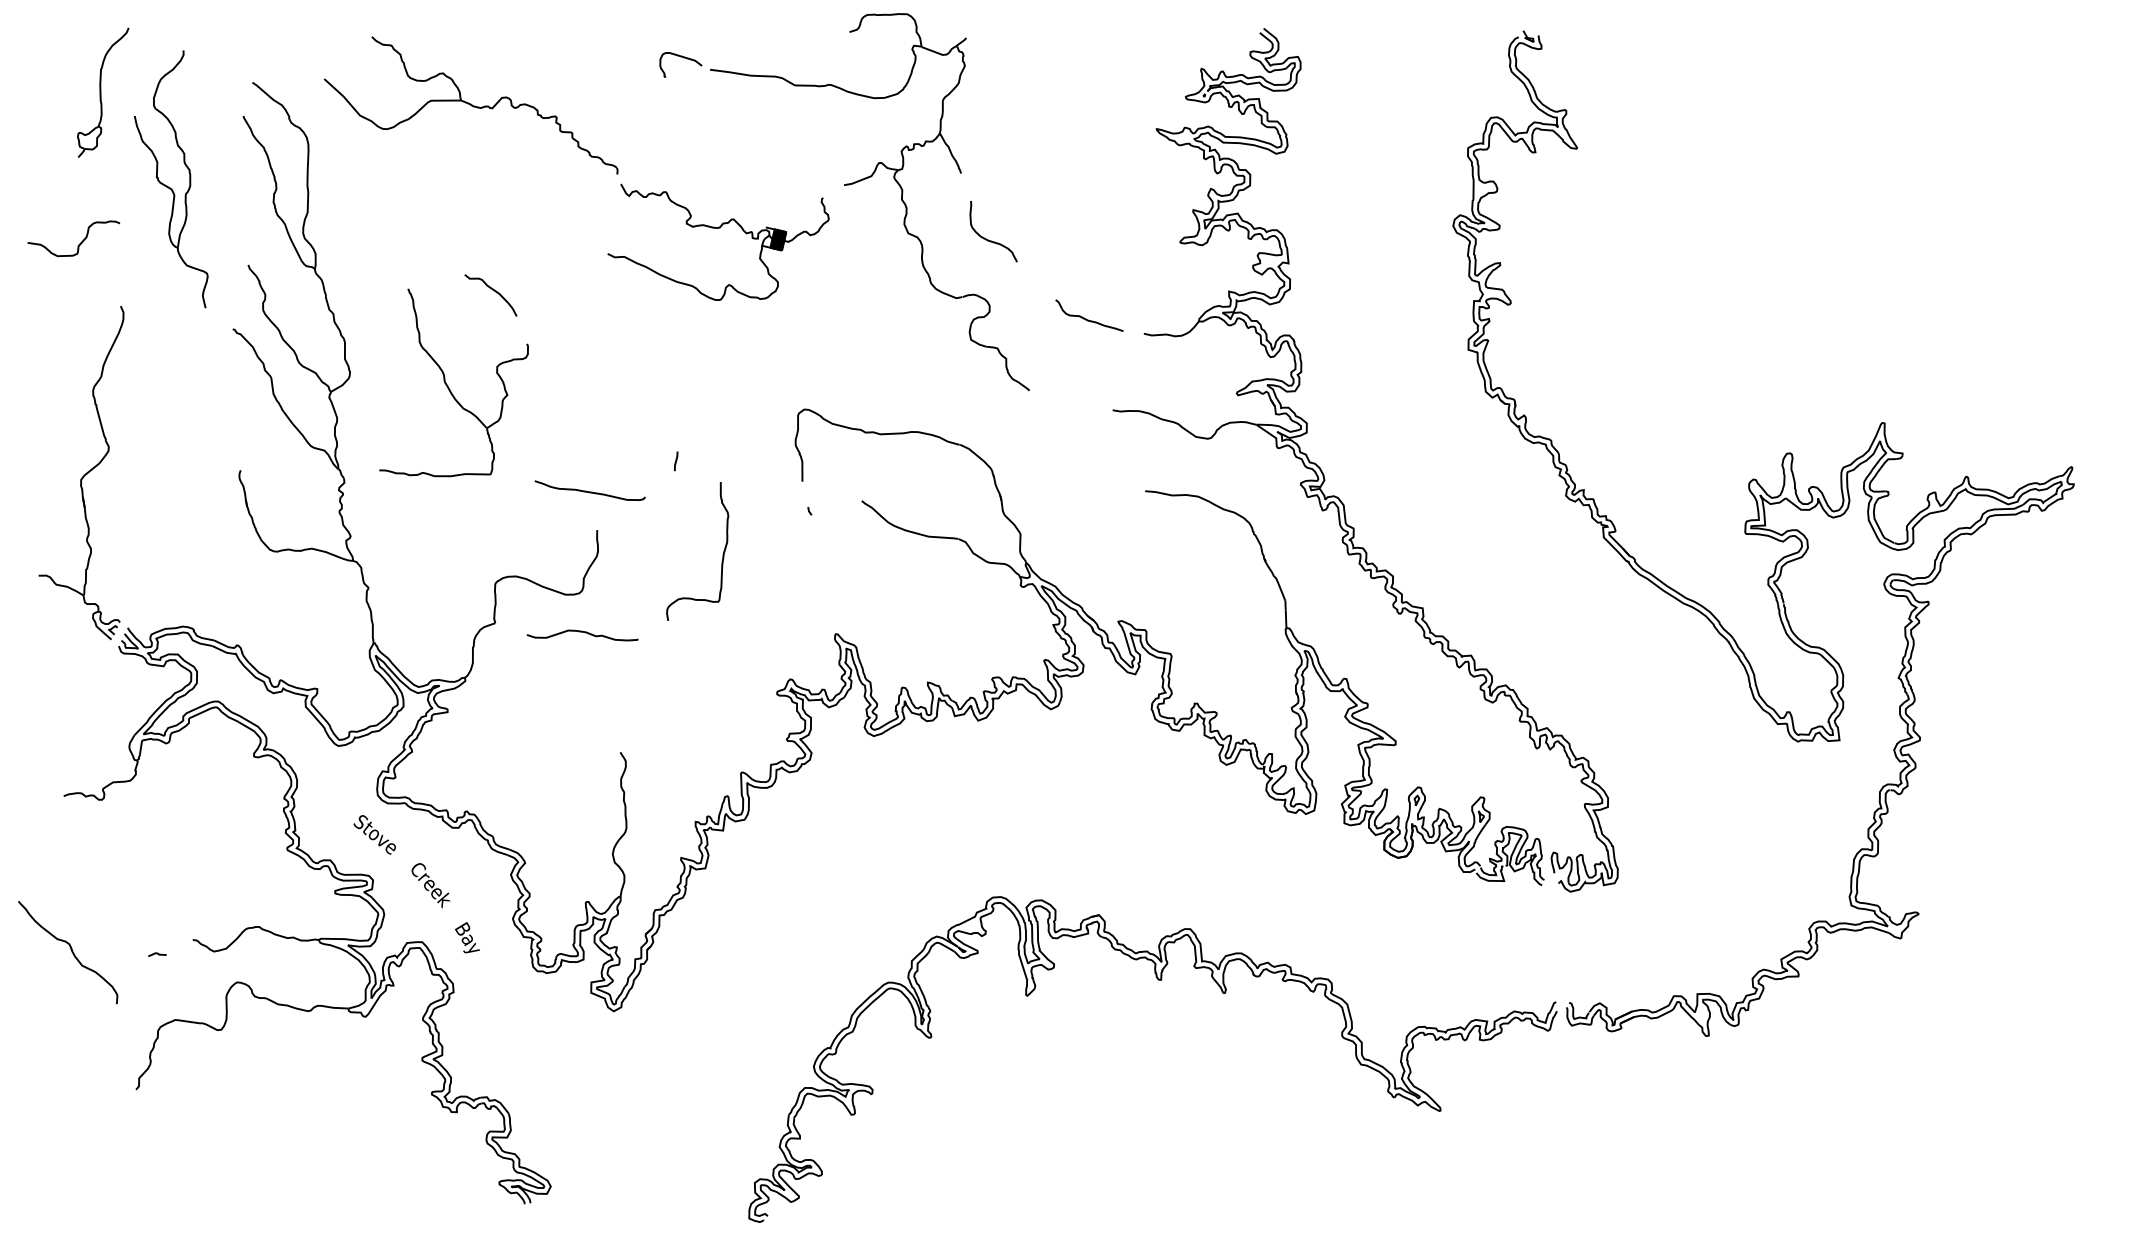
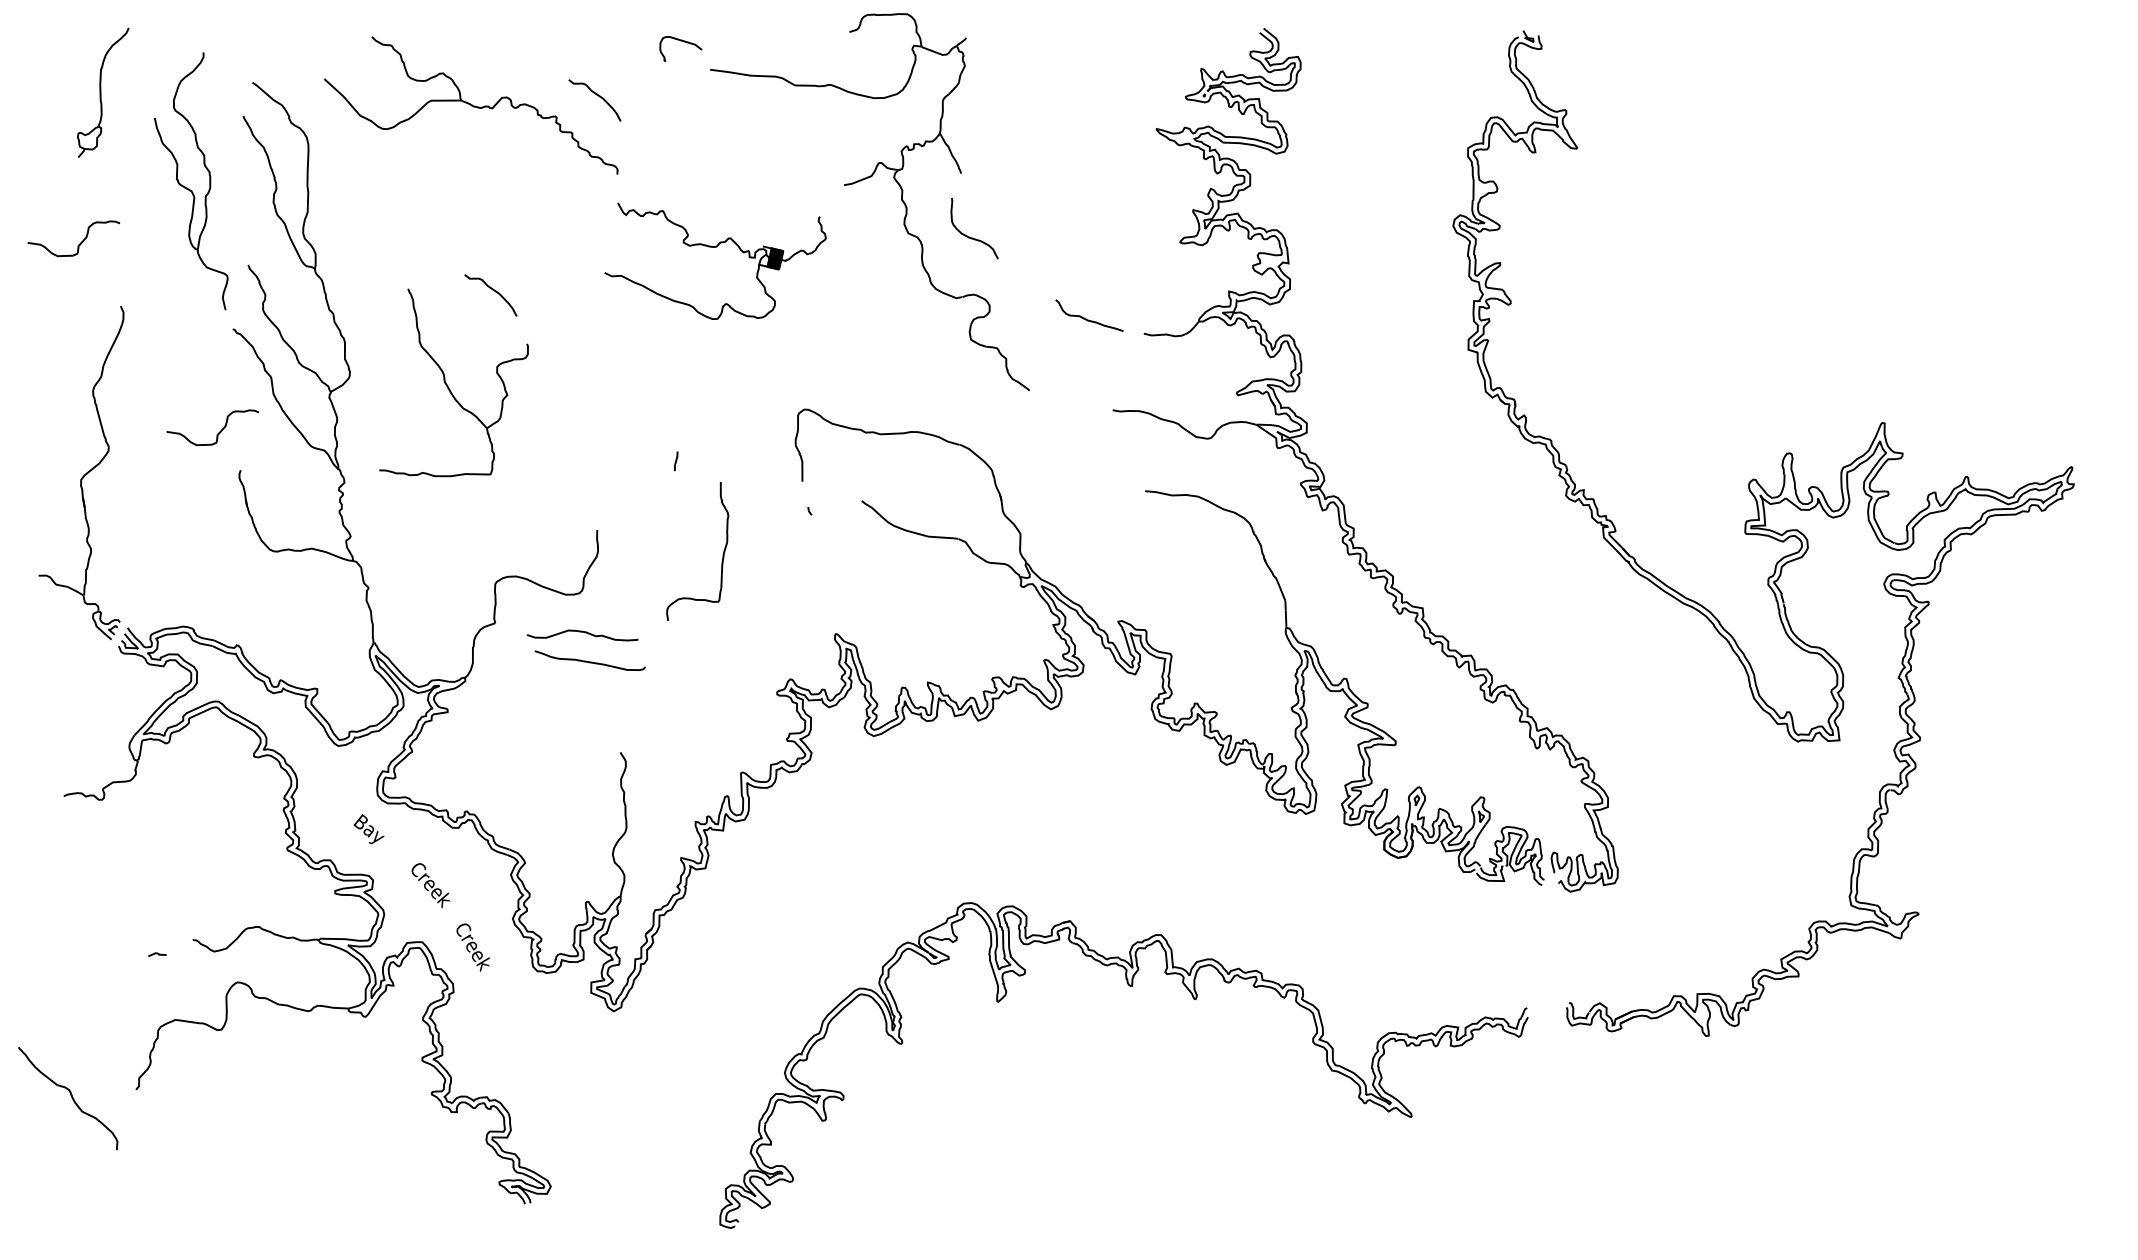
curve position: (683, 58) -> (683, 42) (683, 42)
curve: none -> present (596, 95)
part position: (167, 185) -> (187, 187) (187, 187)
part position: (718, 228) -> (715, 247) (715, 247)
curve position: (991, 240) -> (972, 237) (972, 237)
curve: none -> present (218, 432)
curve position: (589, 491) -> (589, 661) (589, 661)
text: Stove -> Bay (374, 834)
text: Bay -> Creek (472, 946)
curve position: (71, 952) -> (71, 1098) (71, 1098)
part position: (1158, 980) -> (1129, 986) (1129, 986)
